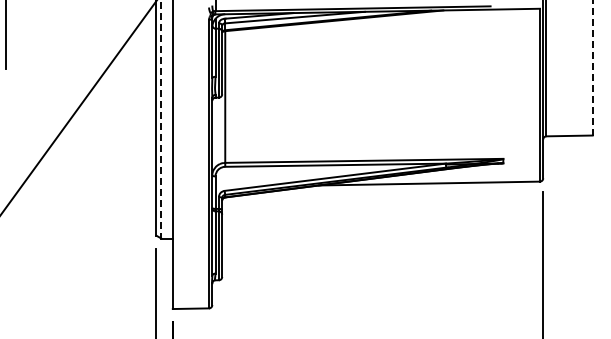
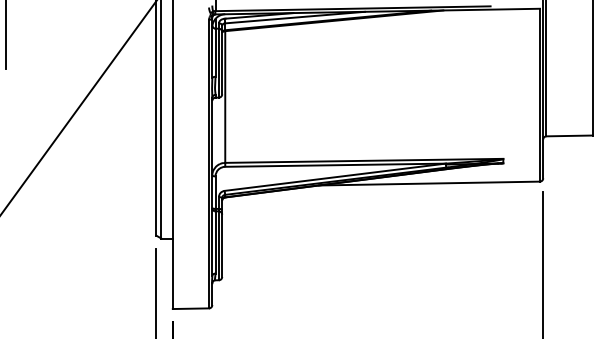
line: dashed -> solid (592, 67)
line: dashed -> solid (161, 119)
